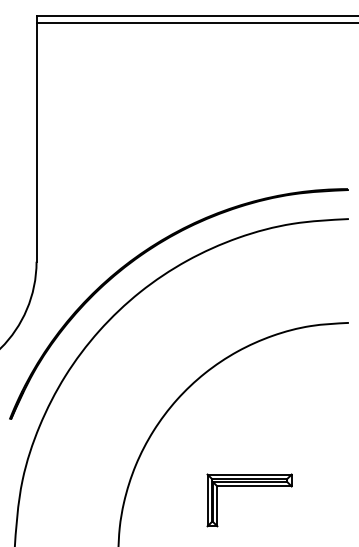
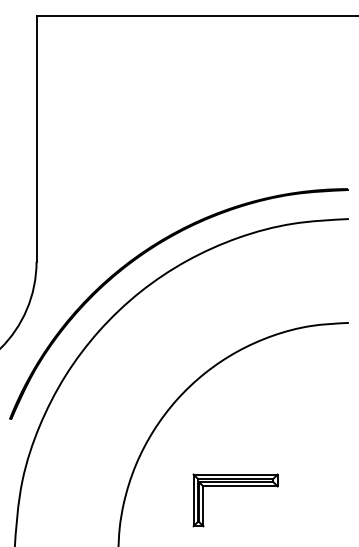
line: present -> none (195, 23)
part position: (249, 486) -> (235, 486) (235, 486)
